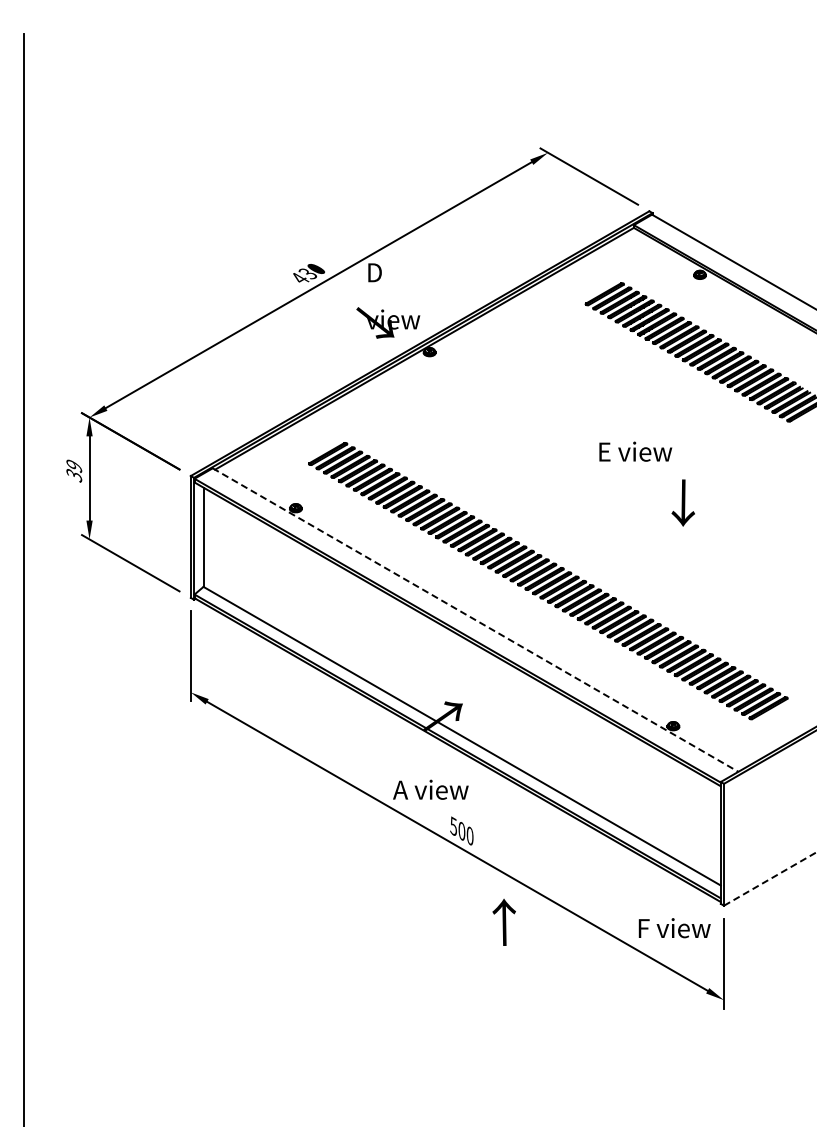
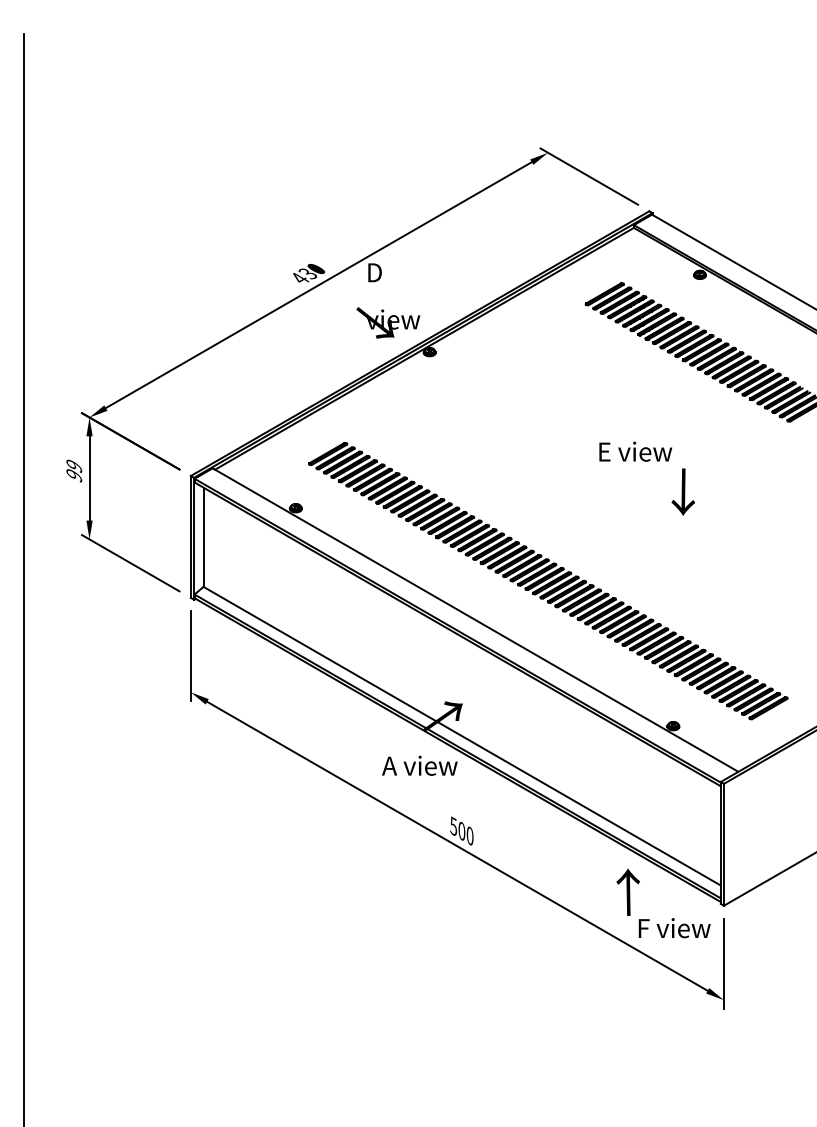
text: 39 -> 99 (74, 475)
text position: (682, 502) -> (682, 491) (682, 491)
line: dashed -> solid (475, 620)
text position: (430, 789) -> (419, 765) (419, 765)
line: dashed -> solid (770, 878)
text position: (503, 921) -> (627, 891) (627, 891)
